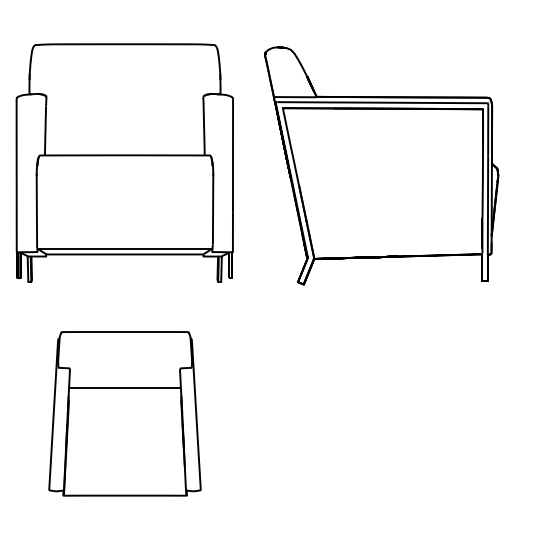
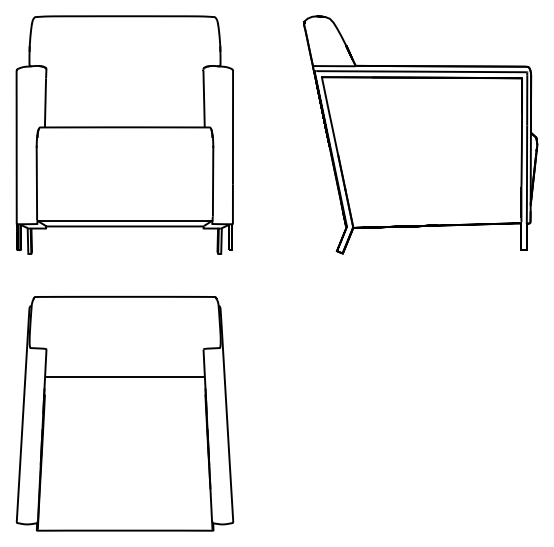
part position: (124, 162) -> (124, 134) (124, 134)
part position: (381, 165) -> (420, 134) (420, 134)
part size: 154x166 px -> 220x236 px (124, 413)
